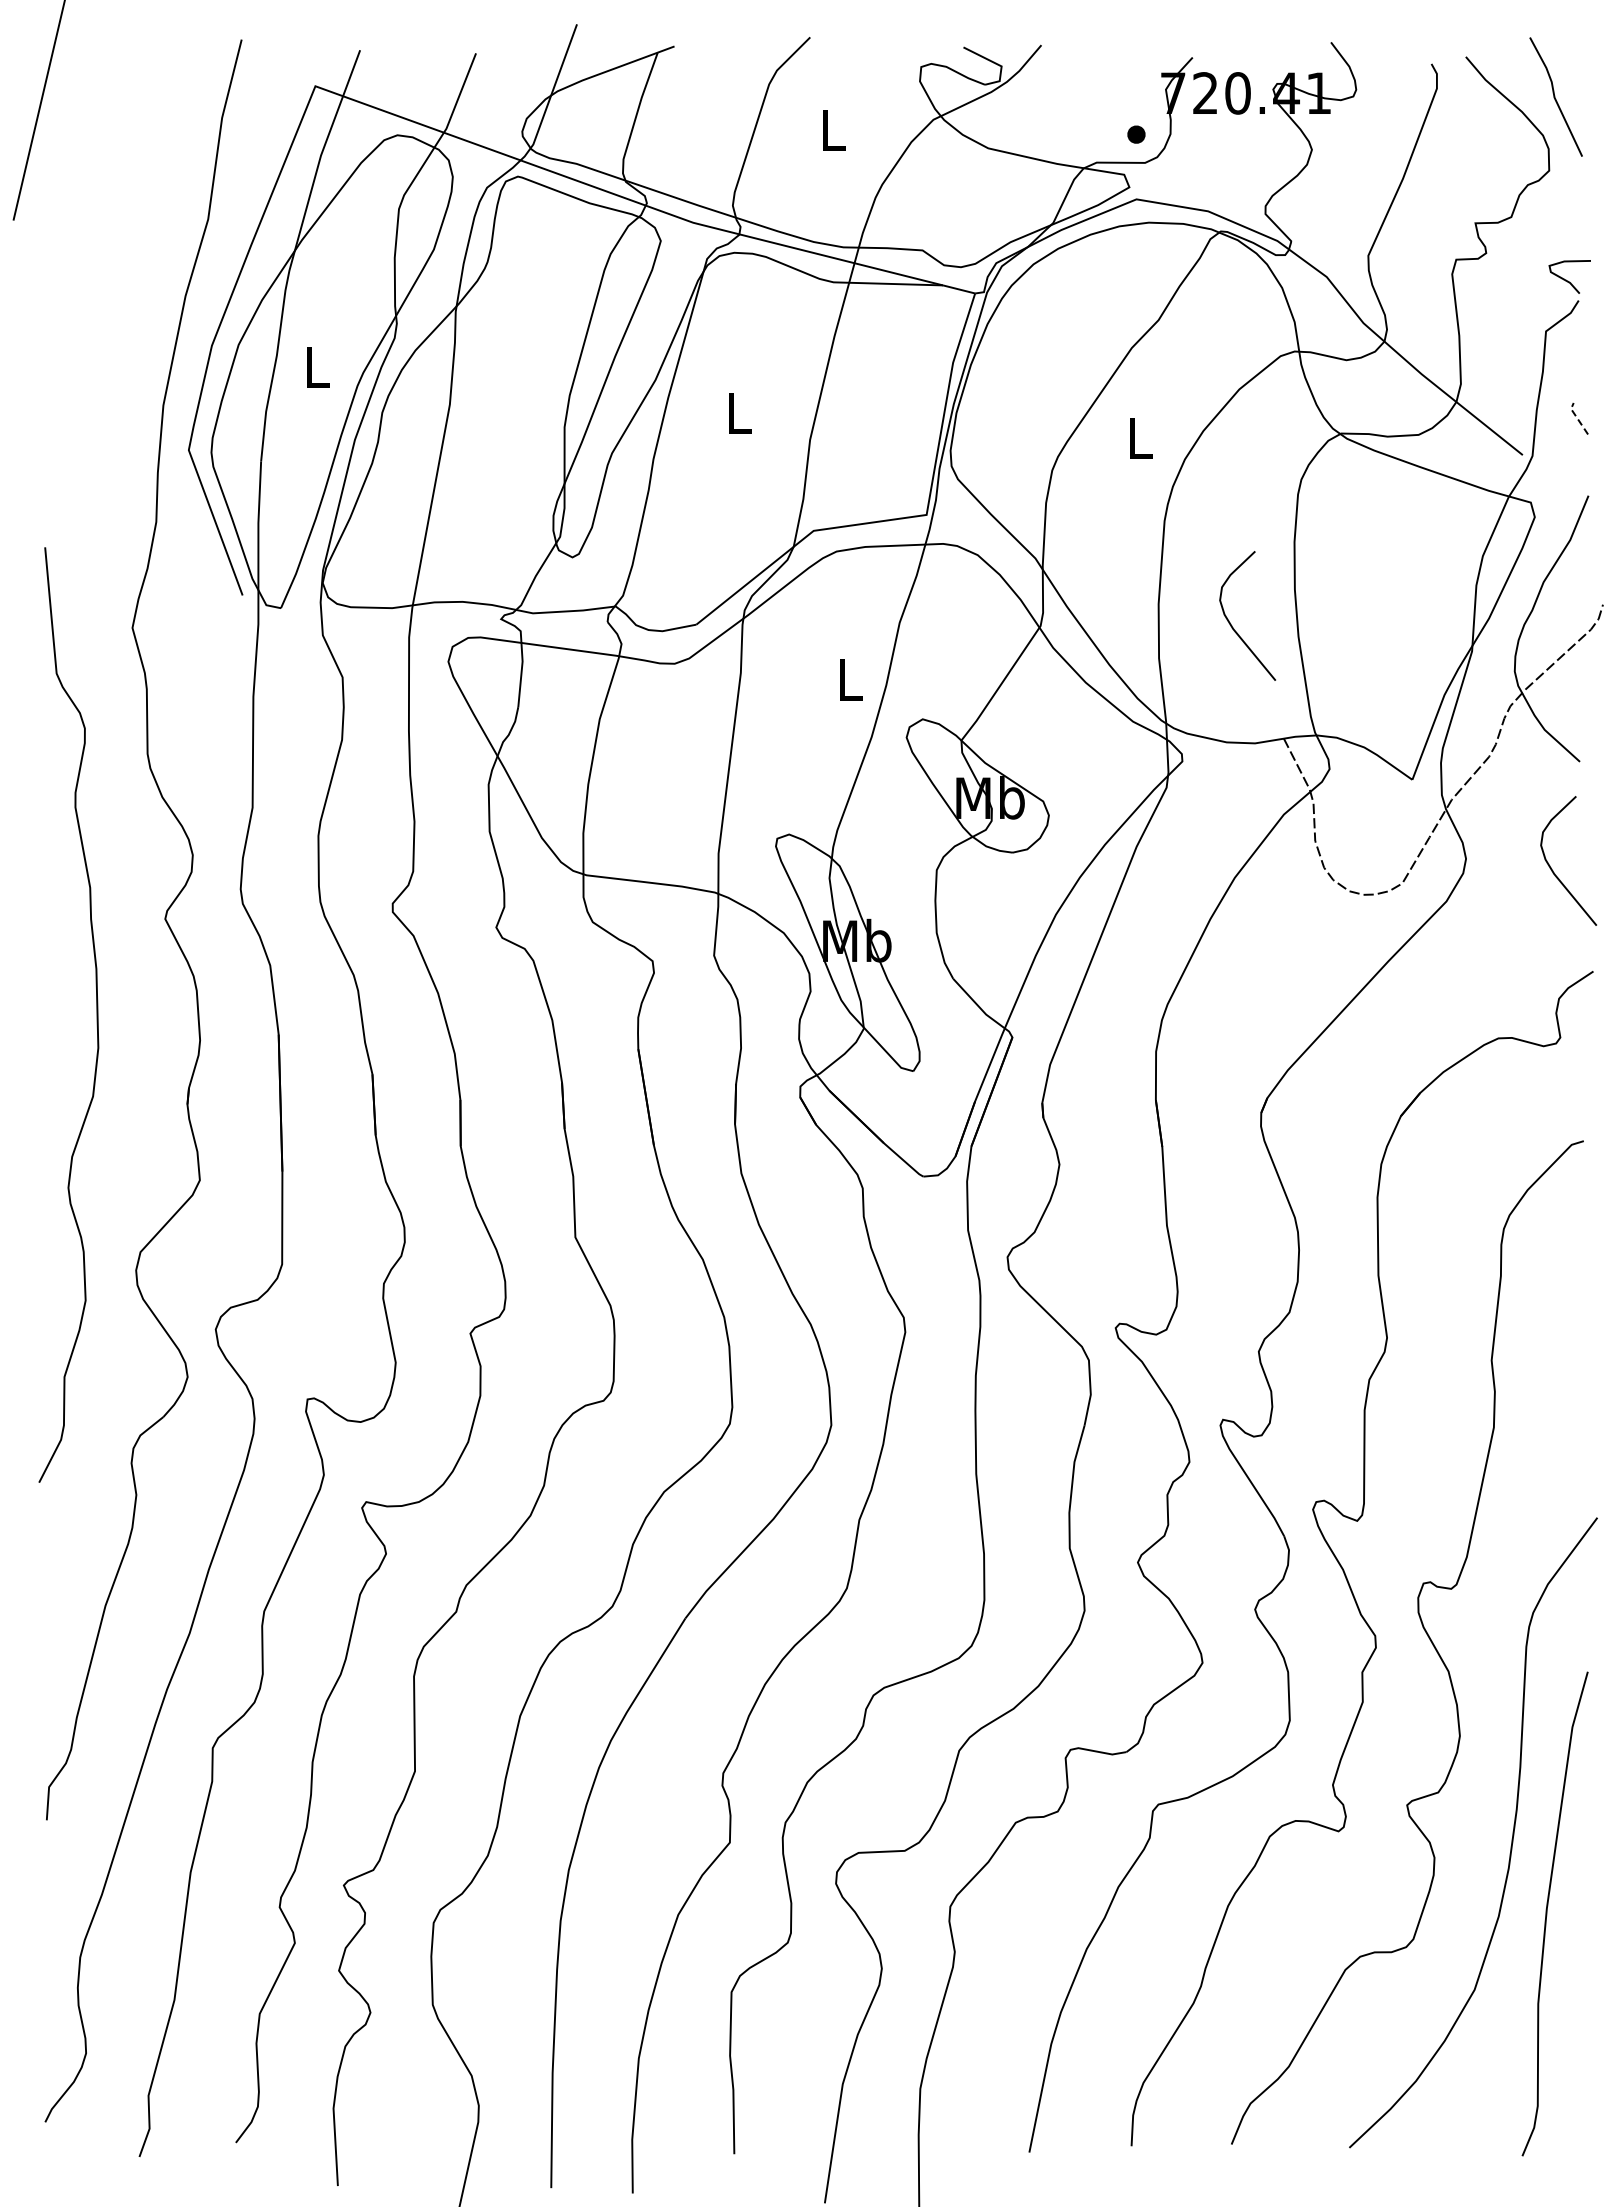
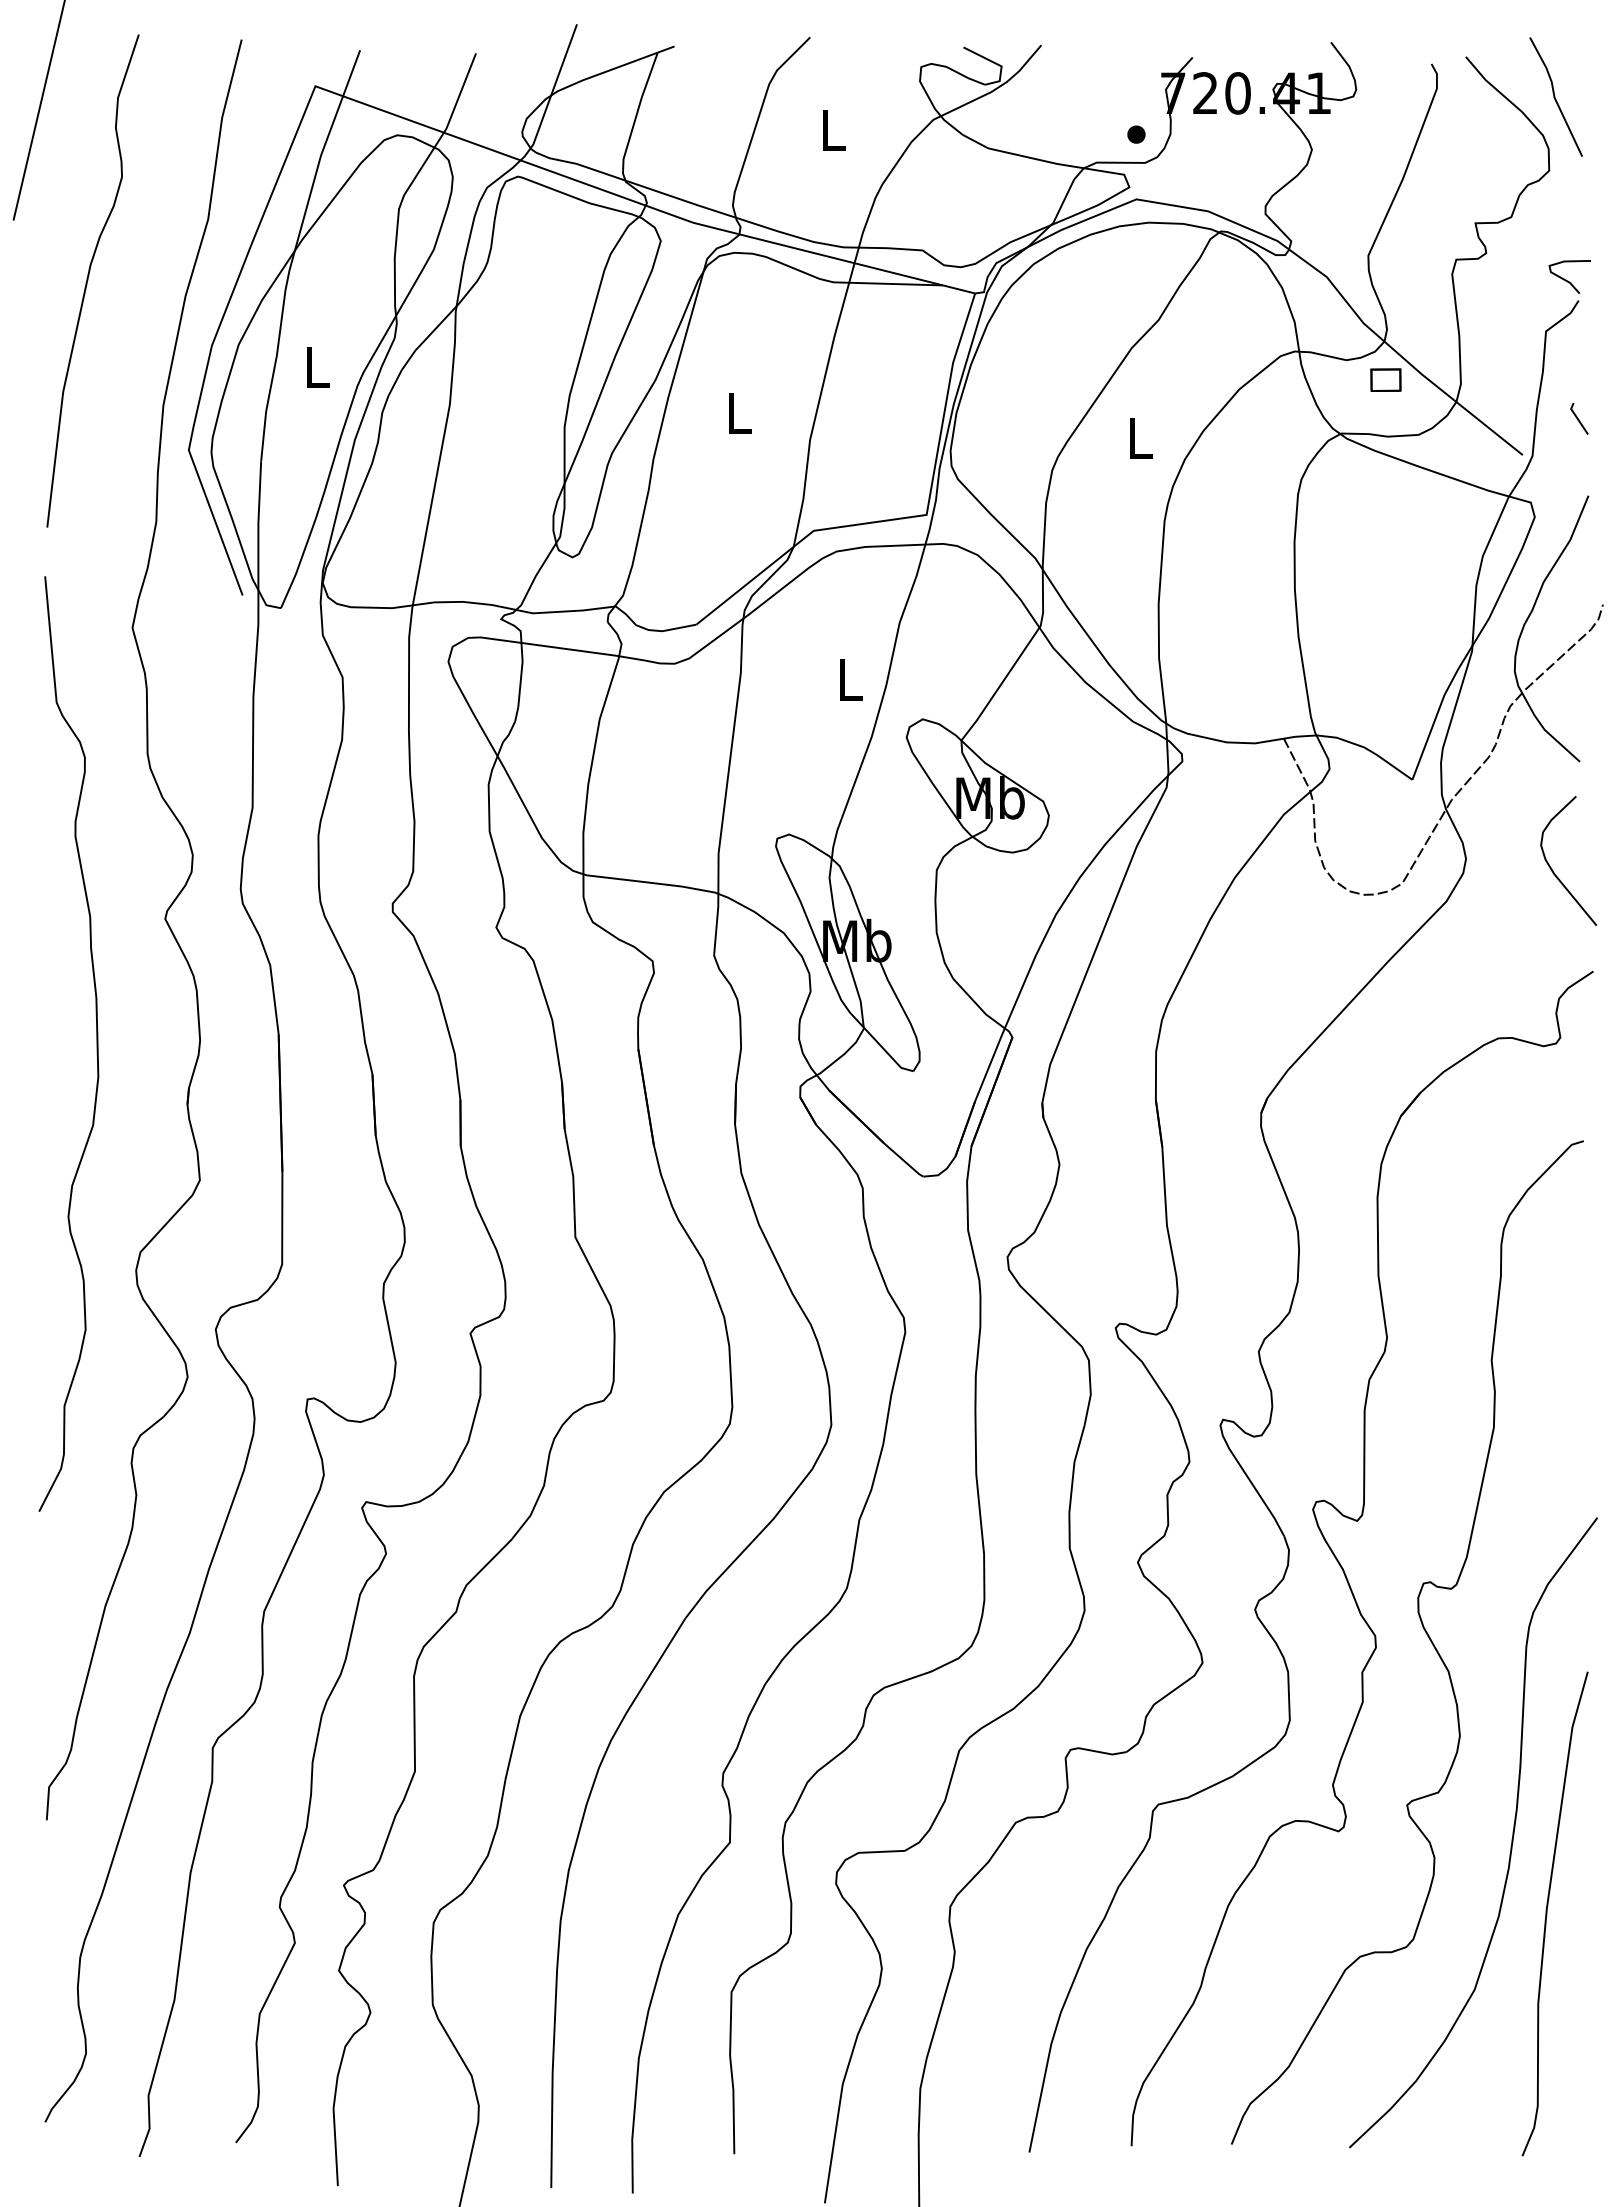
curve: none -> present (88, 280)
part: none -> present (1385, 379)
line: dashed -> solid (1577, 418)
curve: present -> none (1232, 625)
curve position: (96, 1014) -> (96, 1043) (96, 1043)
